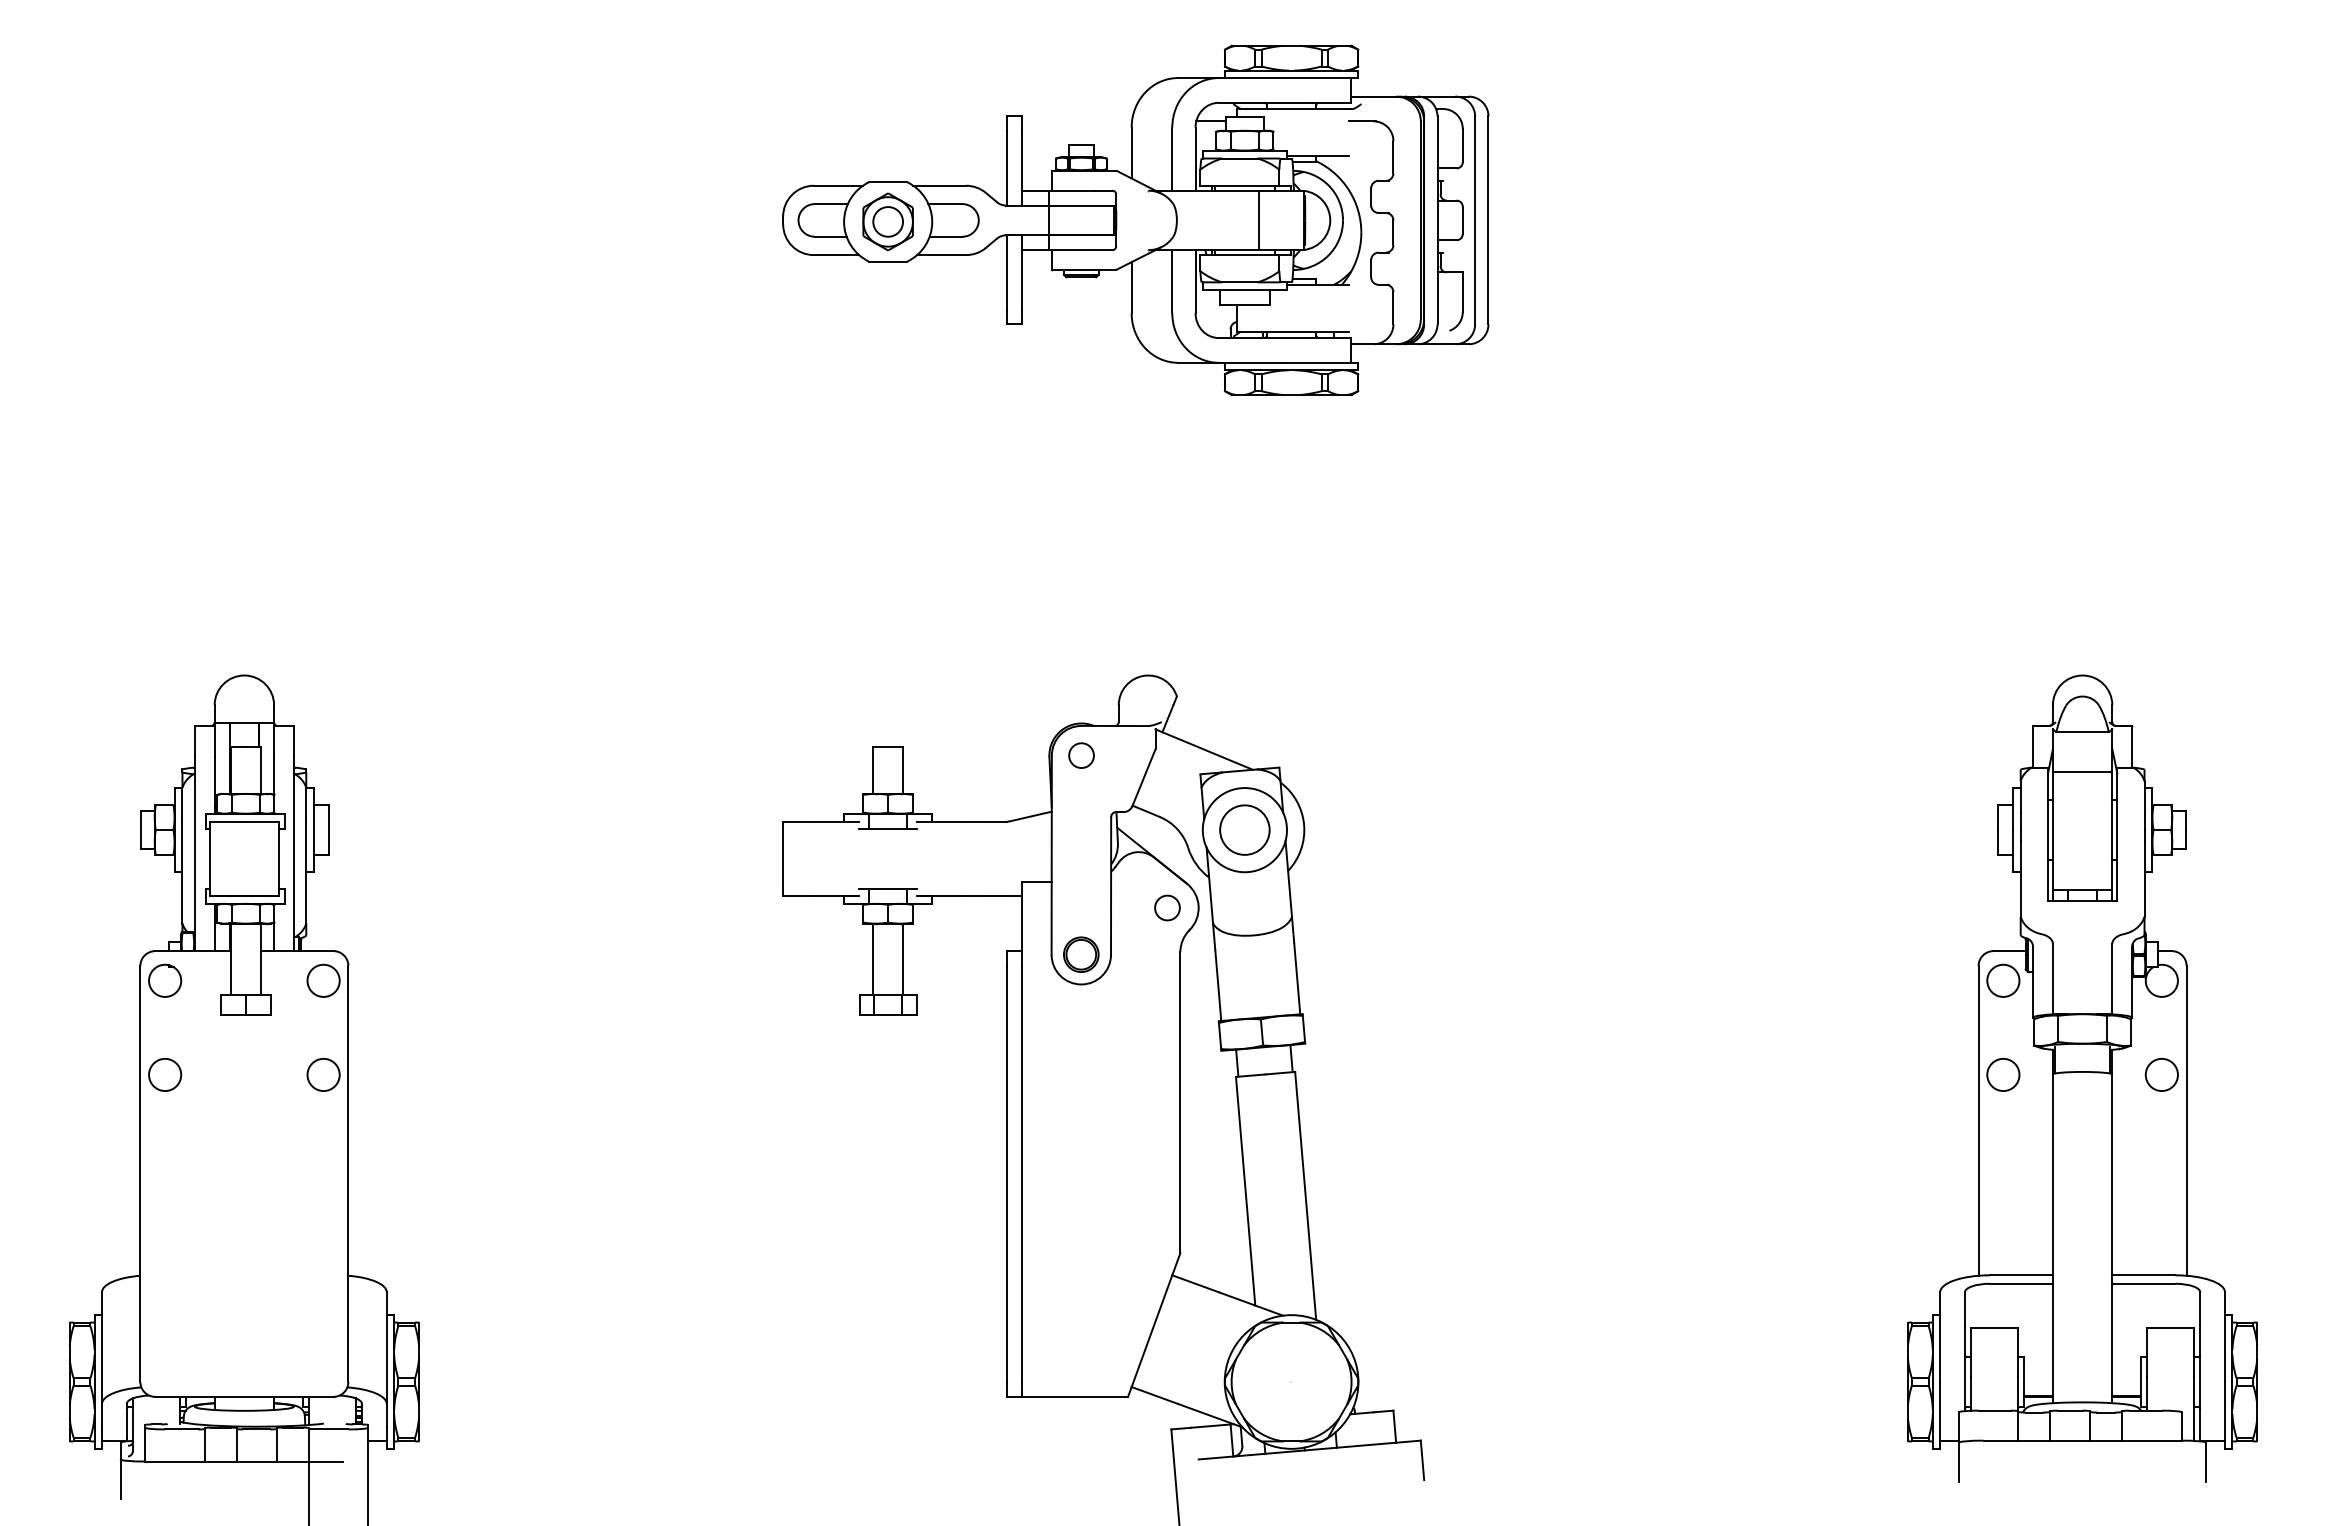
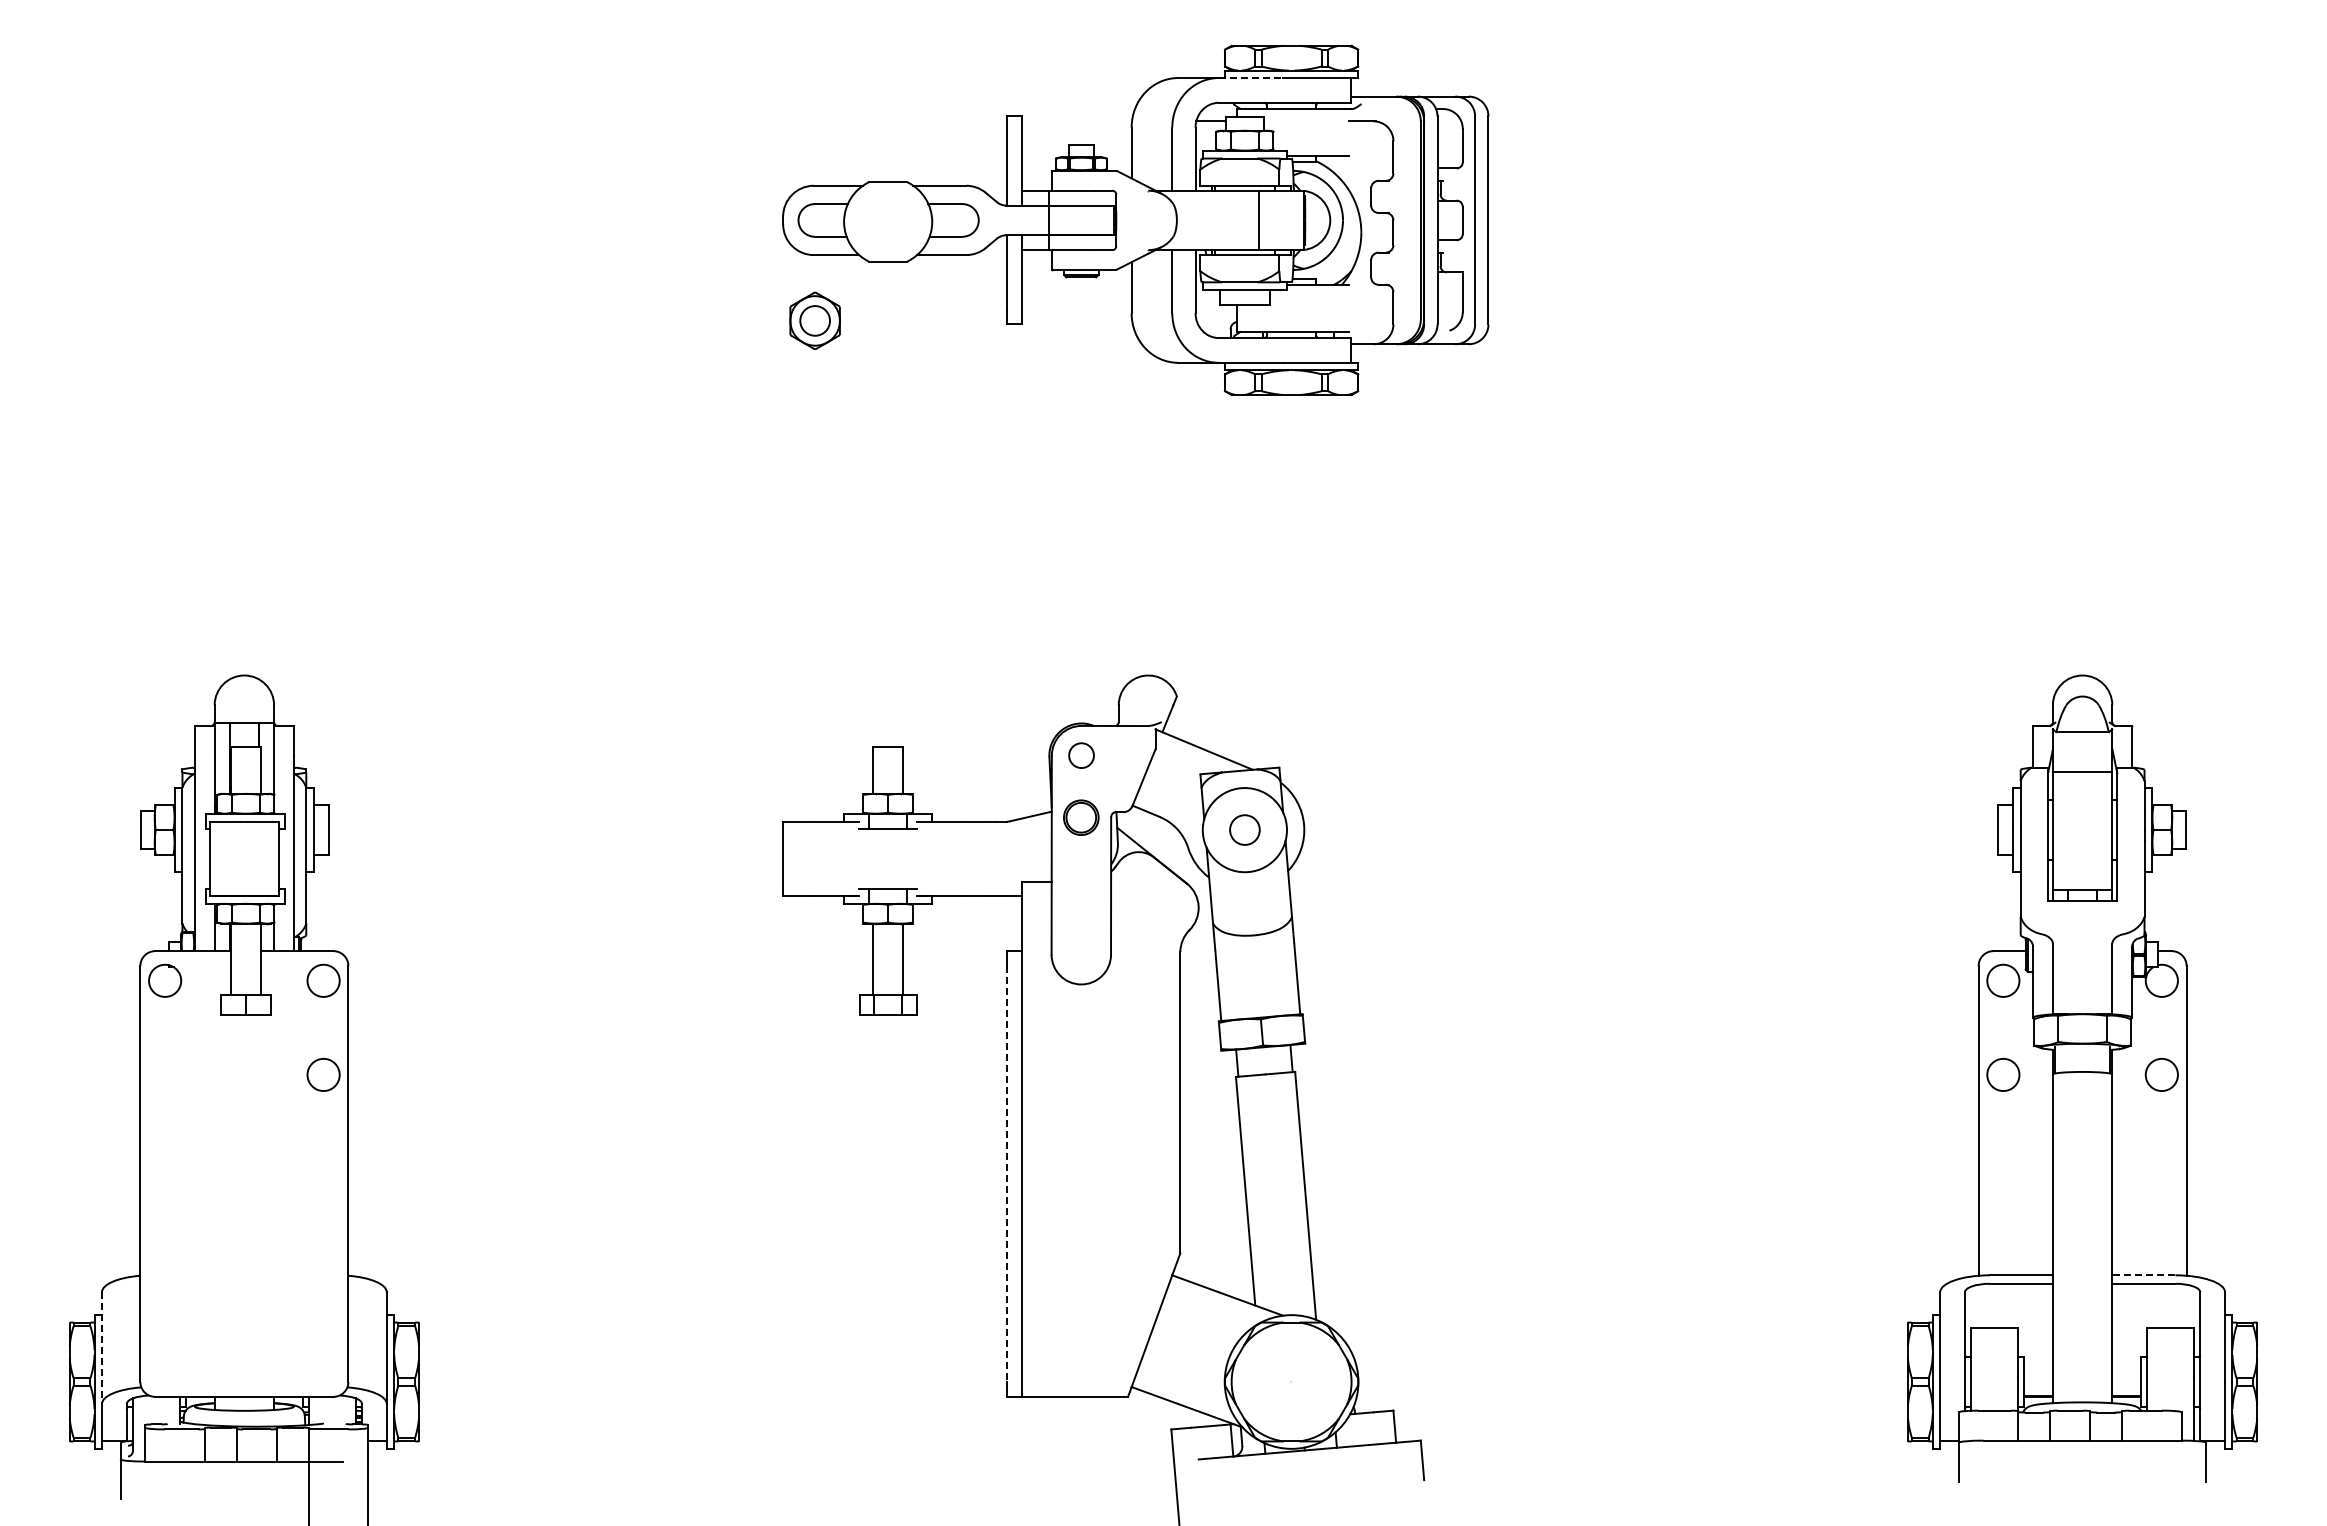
line: solid -> dashed (1251, 78)
part position: (887, 221) -> (814, 320) (814, 320)
circle size: 52x52 px -> 32x32 px (1244, 829)
circle: present -> none (1167, 907)
part position: (1081, 954) -> (1081, 817) (1081, 817)
circle: present -> none (165, 1074)
line: solid -> dashed (1007, 1174)
line: solid -> dashed (2143, 1275)
line: solid -> dashed (102, 1348)
